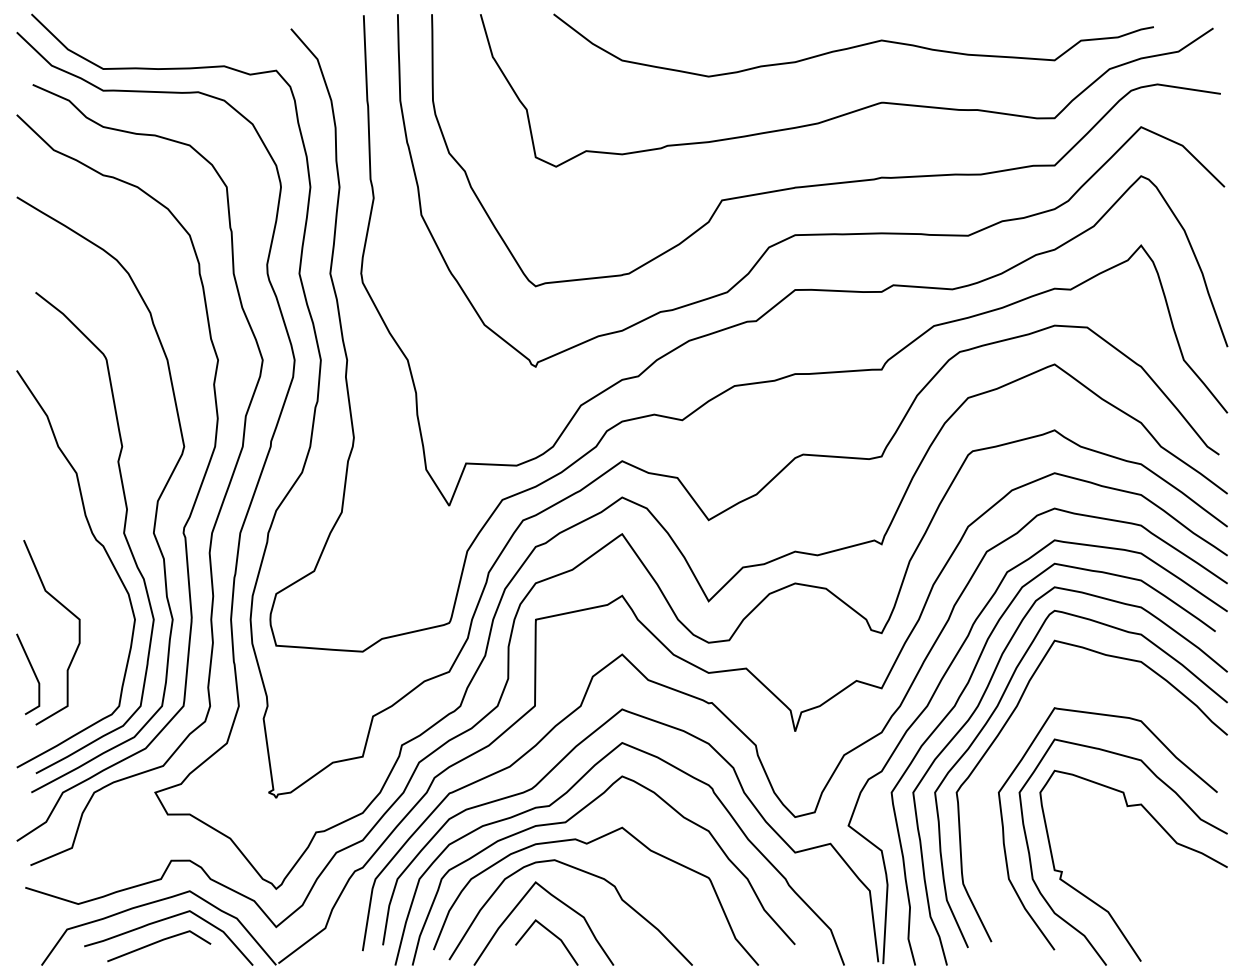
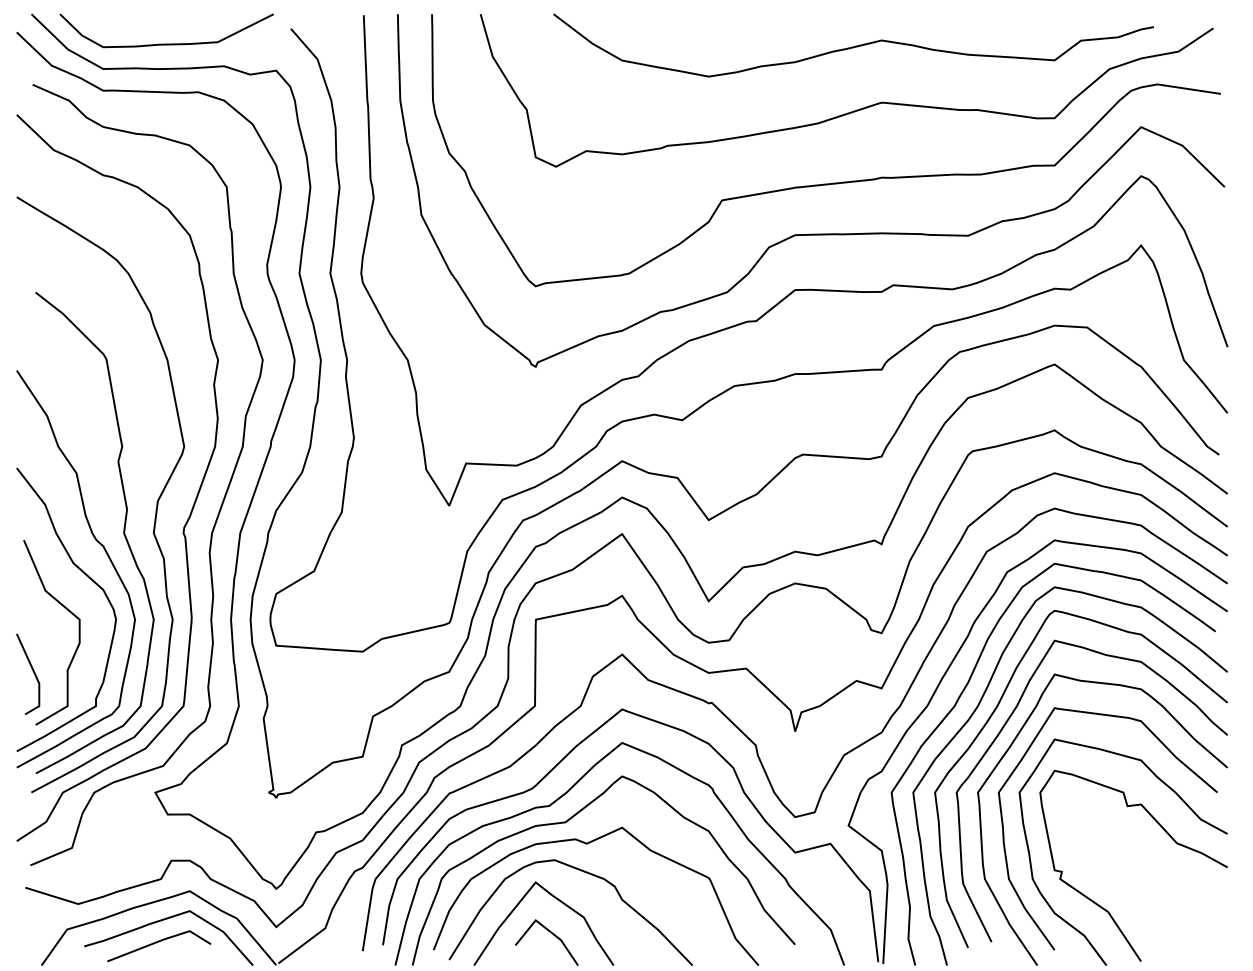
curve: none -> present (166, 43)
curve: none -> present (93, 582)
curve: none -> present (1007, 752)
